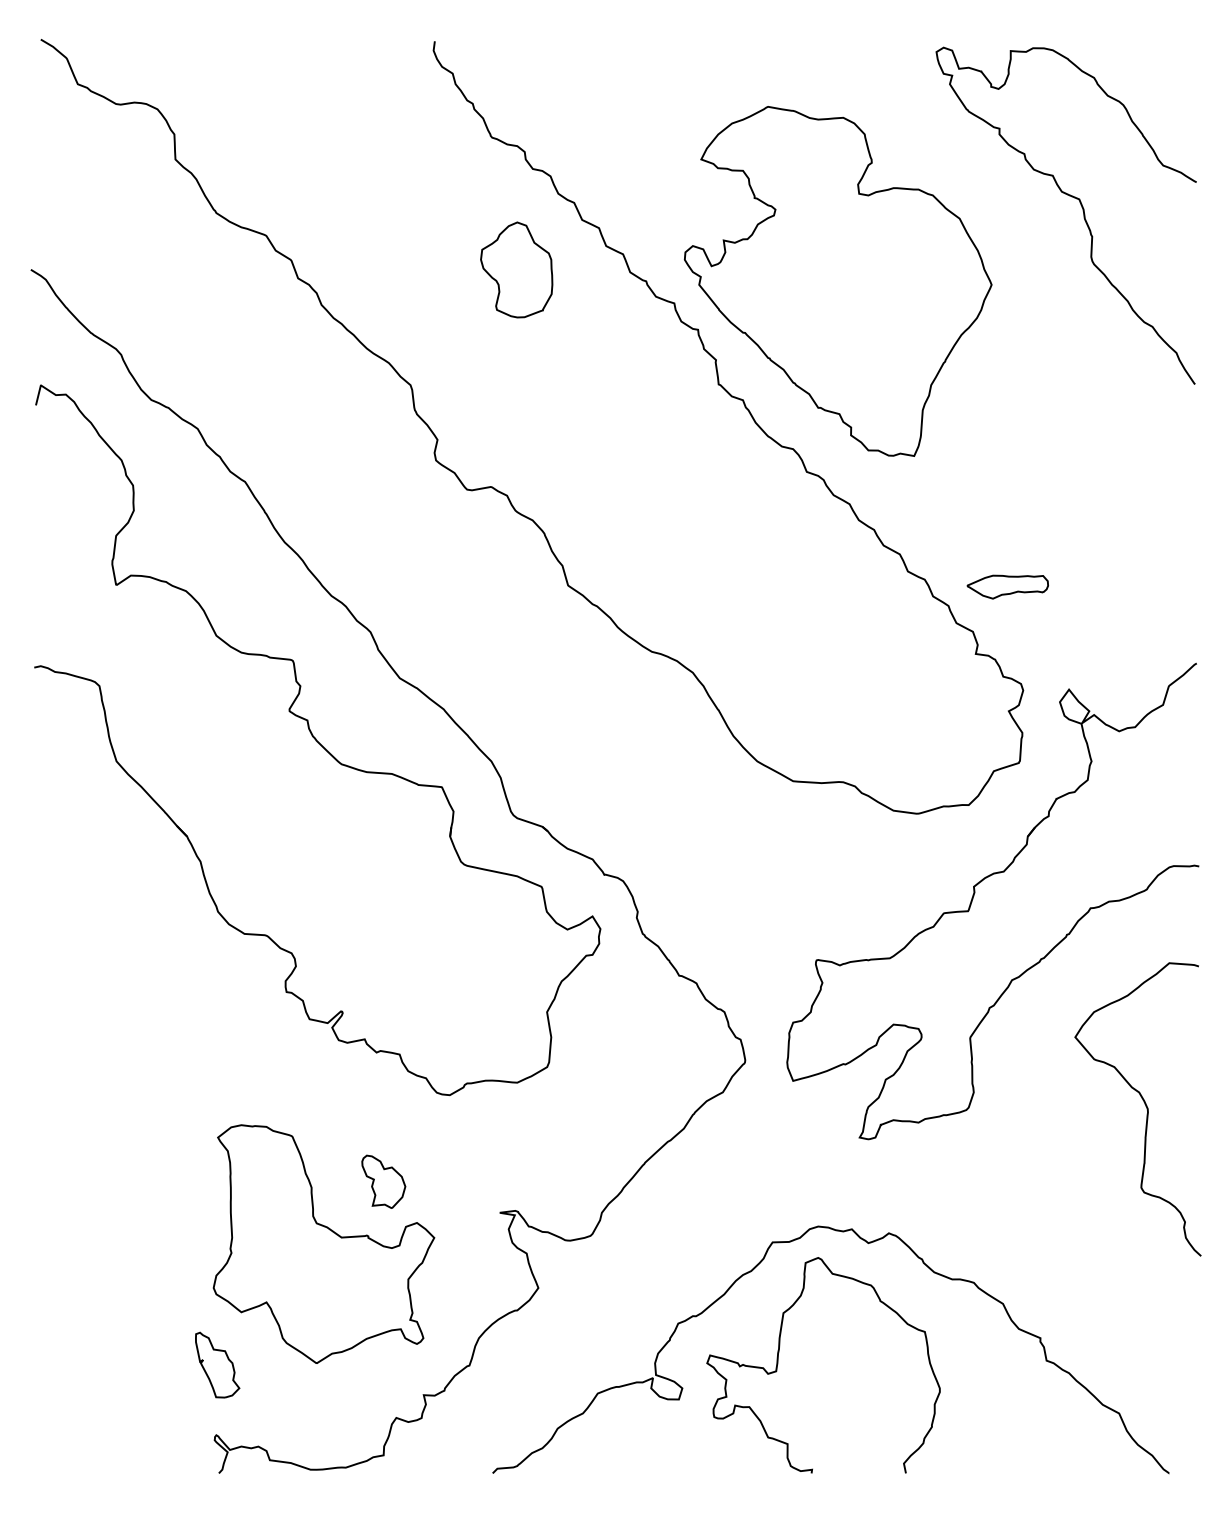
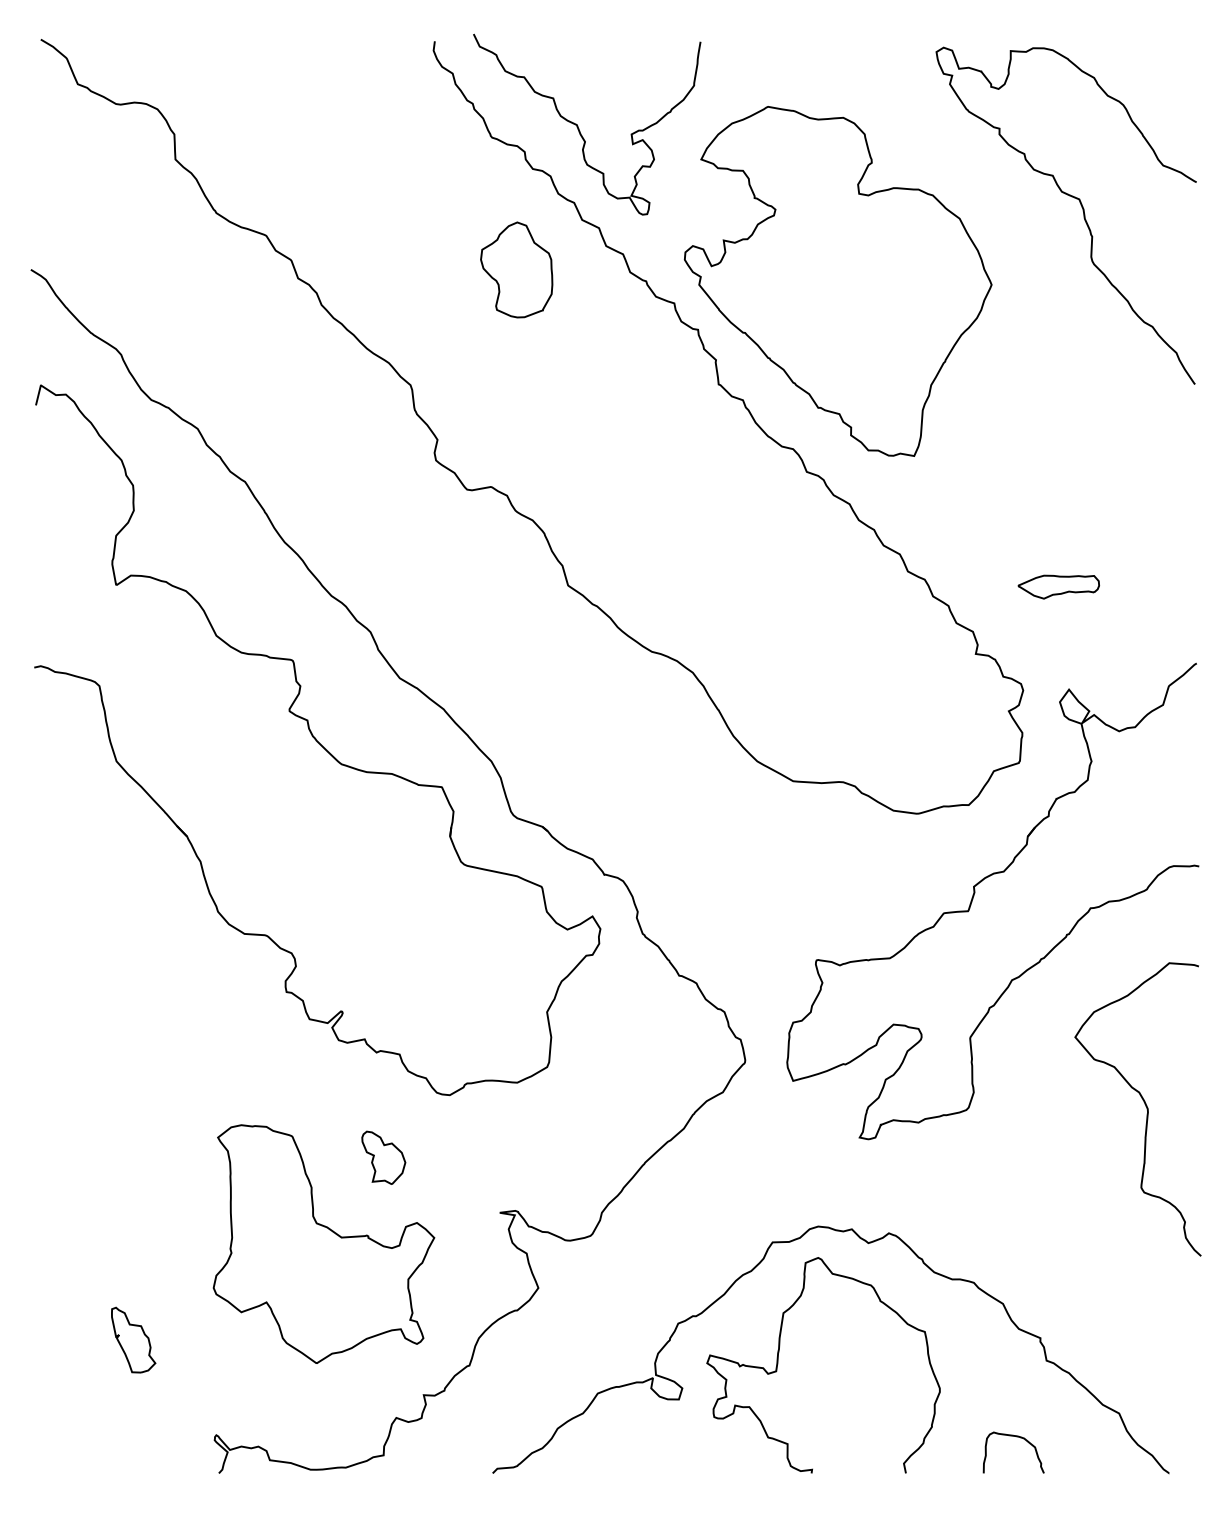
curve: none -> present (579, 128)
part position: (1007, 586) -> (1058, 586) (1058, 586)
part position: (383, 1181) -> (383, 1157) (383, 1157)
part position: (217, 1364) -> (133, 1339) (133, 1339)
curve: none -> present (1016, 1437)
